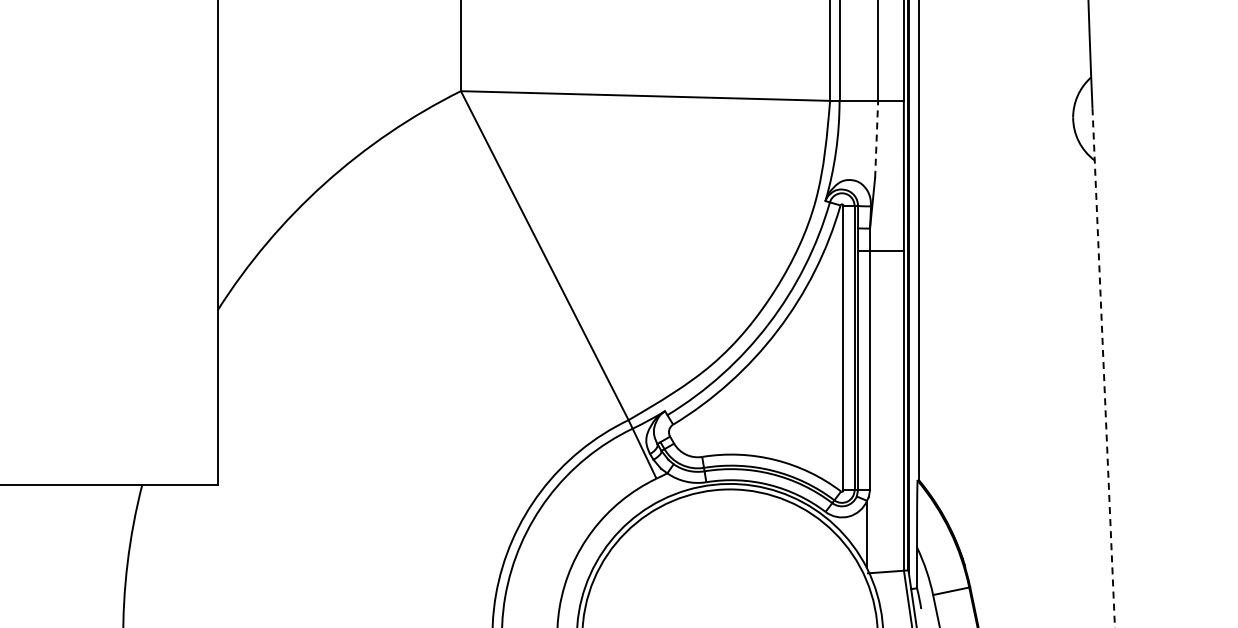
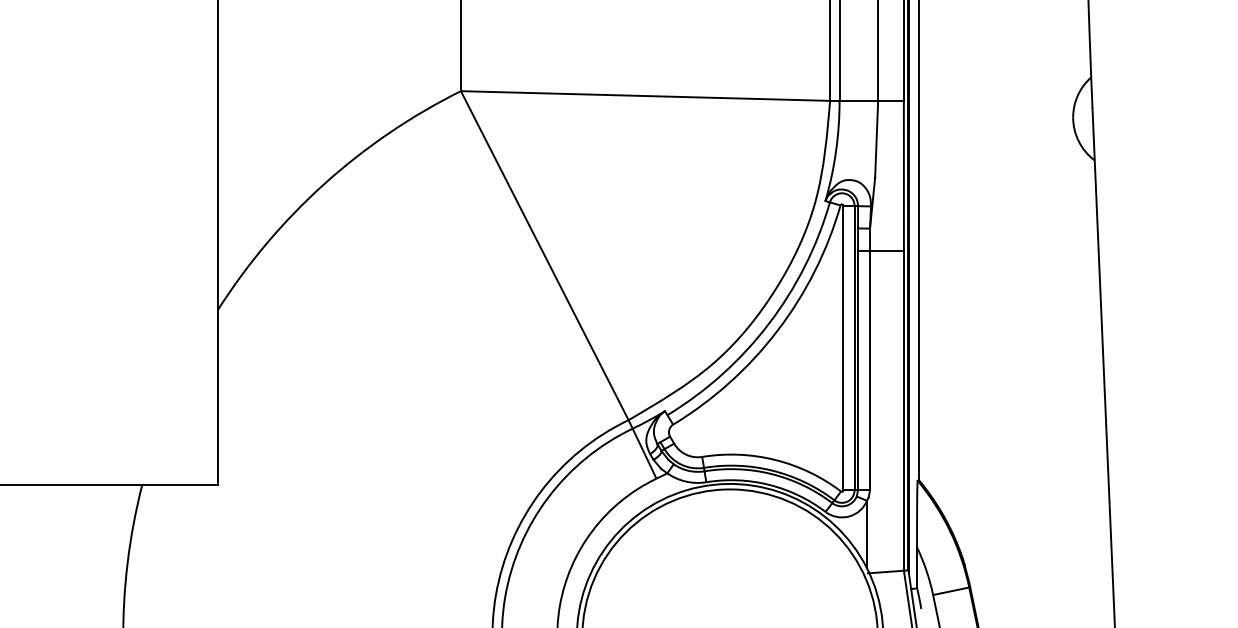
line: dashed -> solid (876, 138)
line: dashed -> solid (1103, 368)
